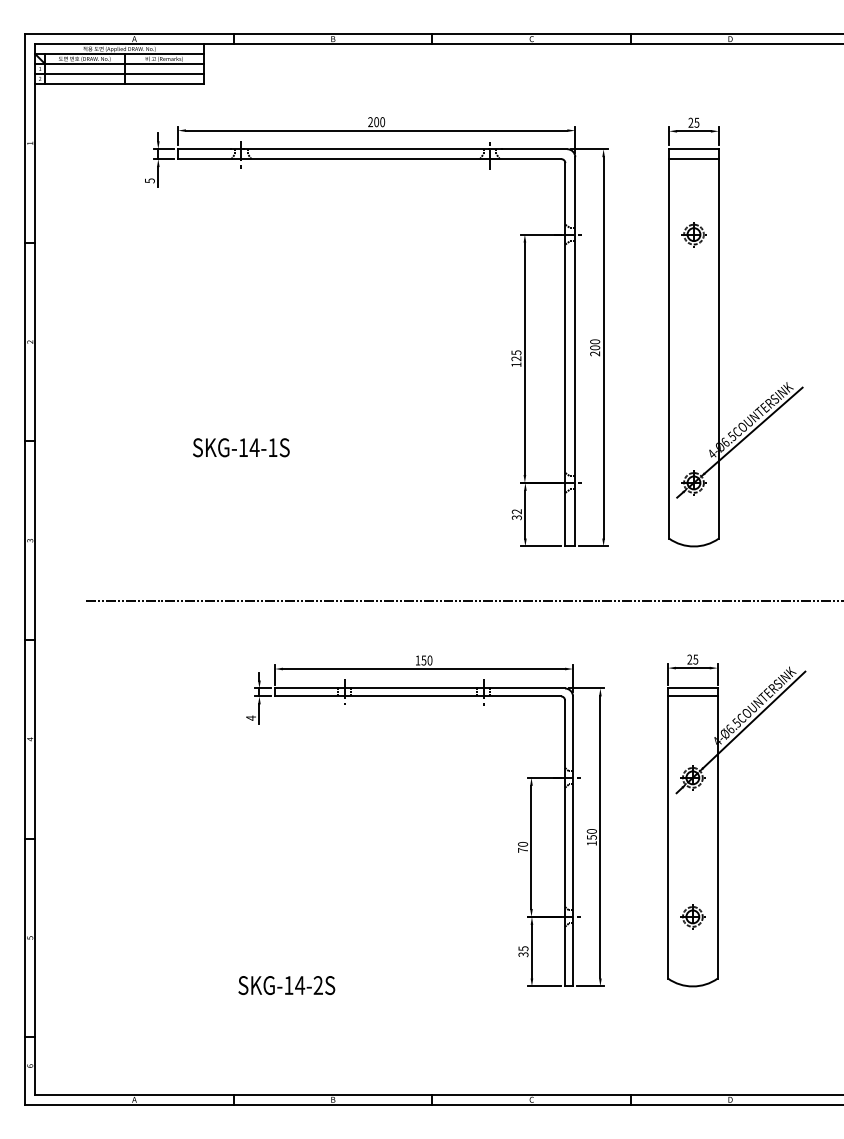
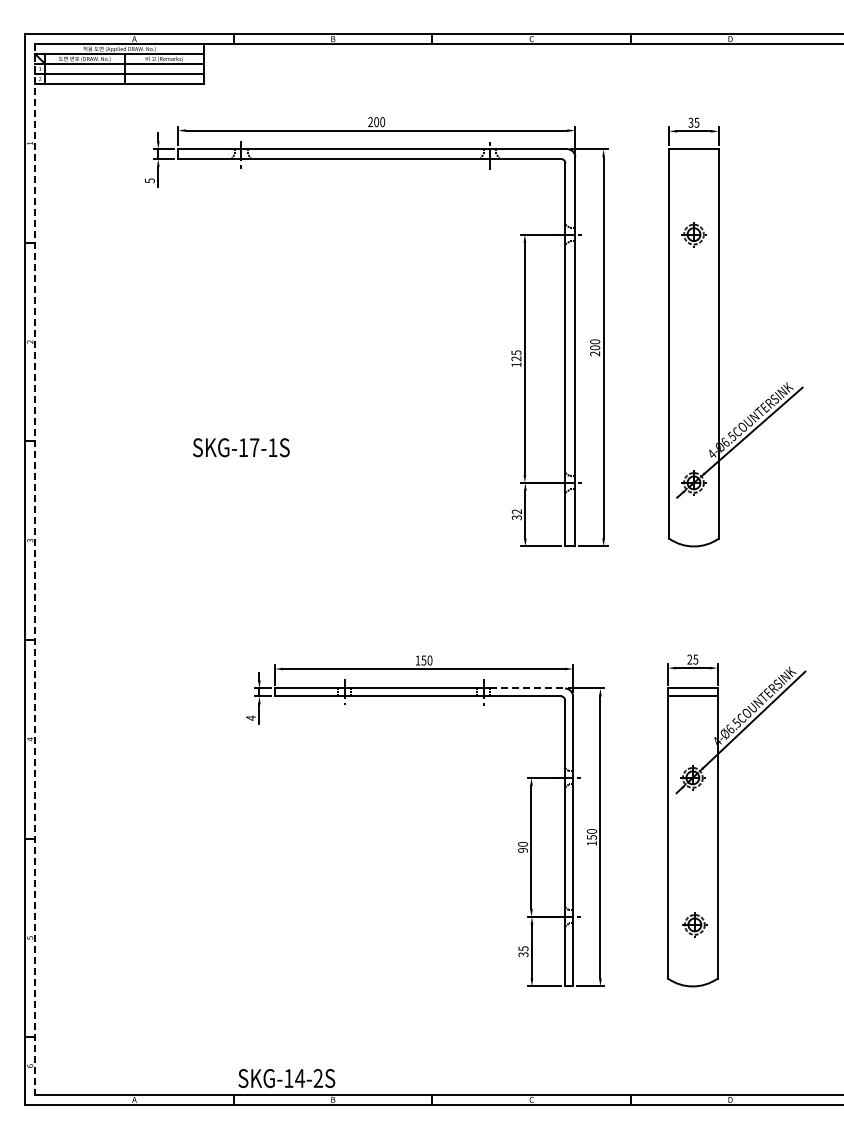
text: 25 -> 35 (690, 122)
line: present -> none (693, 159)
text: SKG-14-1S -> SKG-17-1S (254, 447)
line: solid -> dashed (35, 569)
line: present -> none (463, 601)
line: solid -> dashed (527, 688)
text: 70 -> 90 (523, 850)
part position: (692, 916) -> (694, 924) (694, 924)
text position: (286, 985) -> (286, 1078) (286, 1078)
